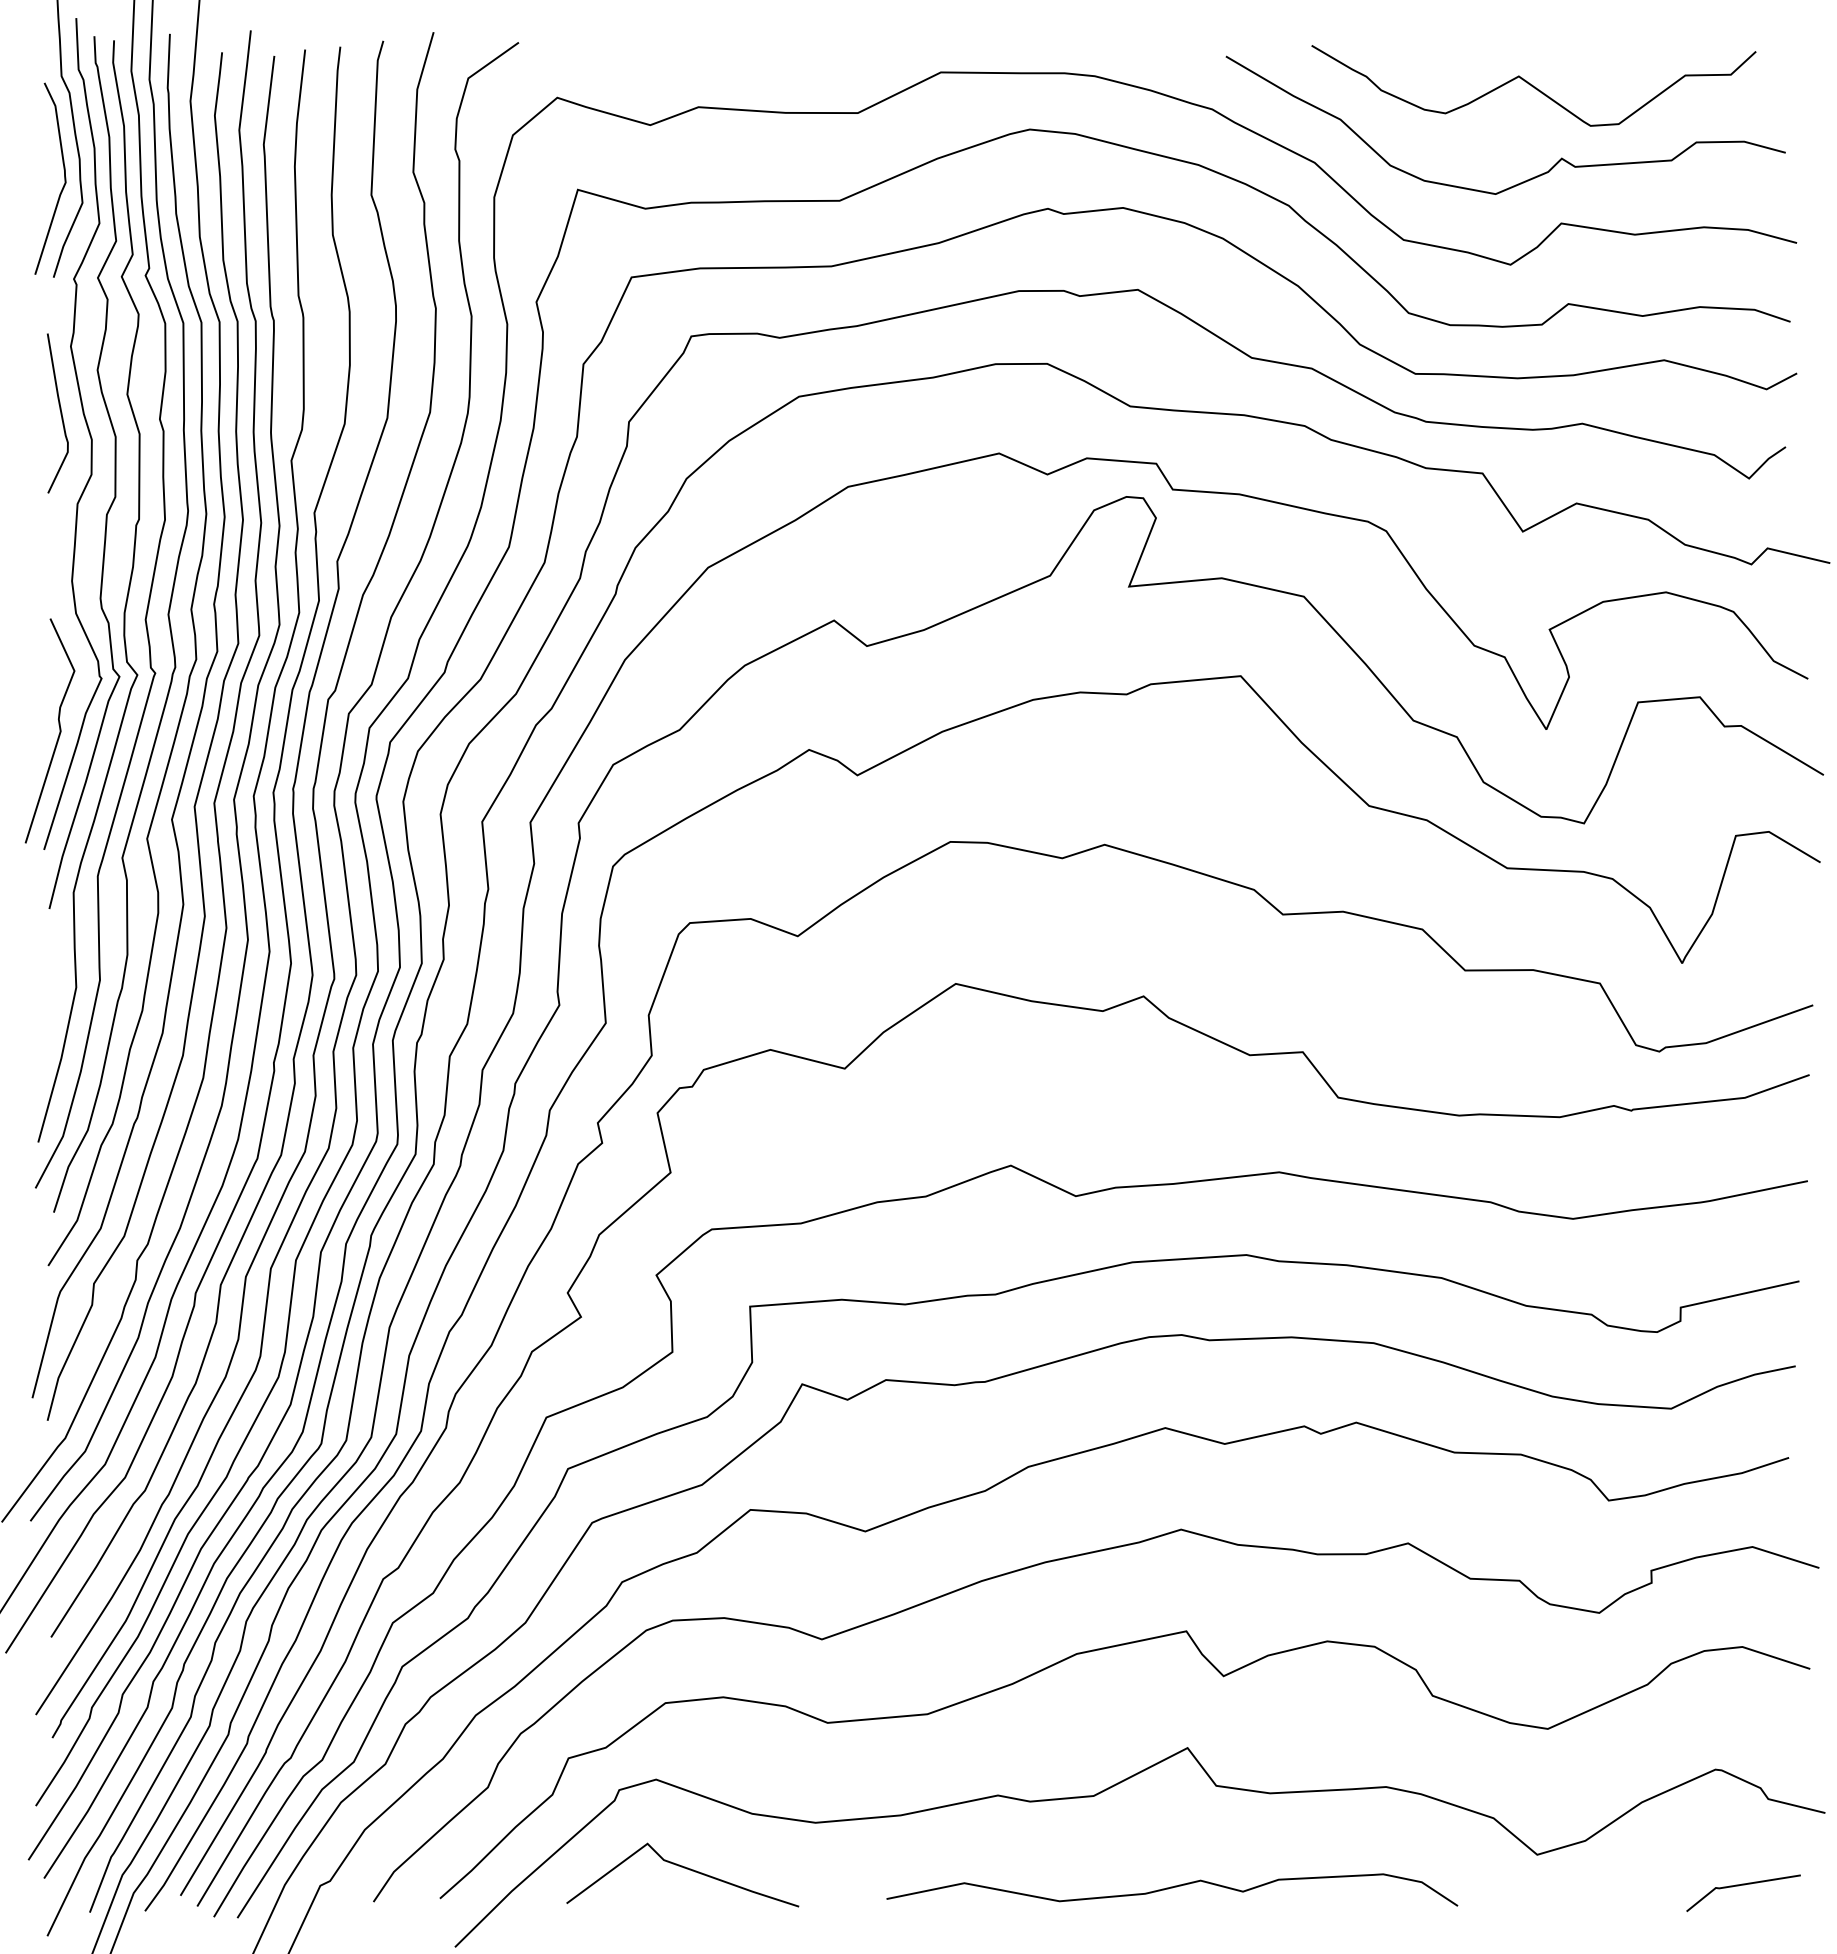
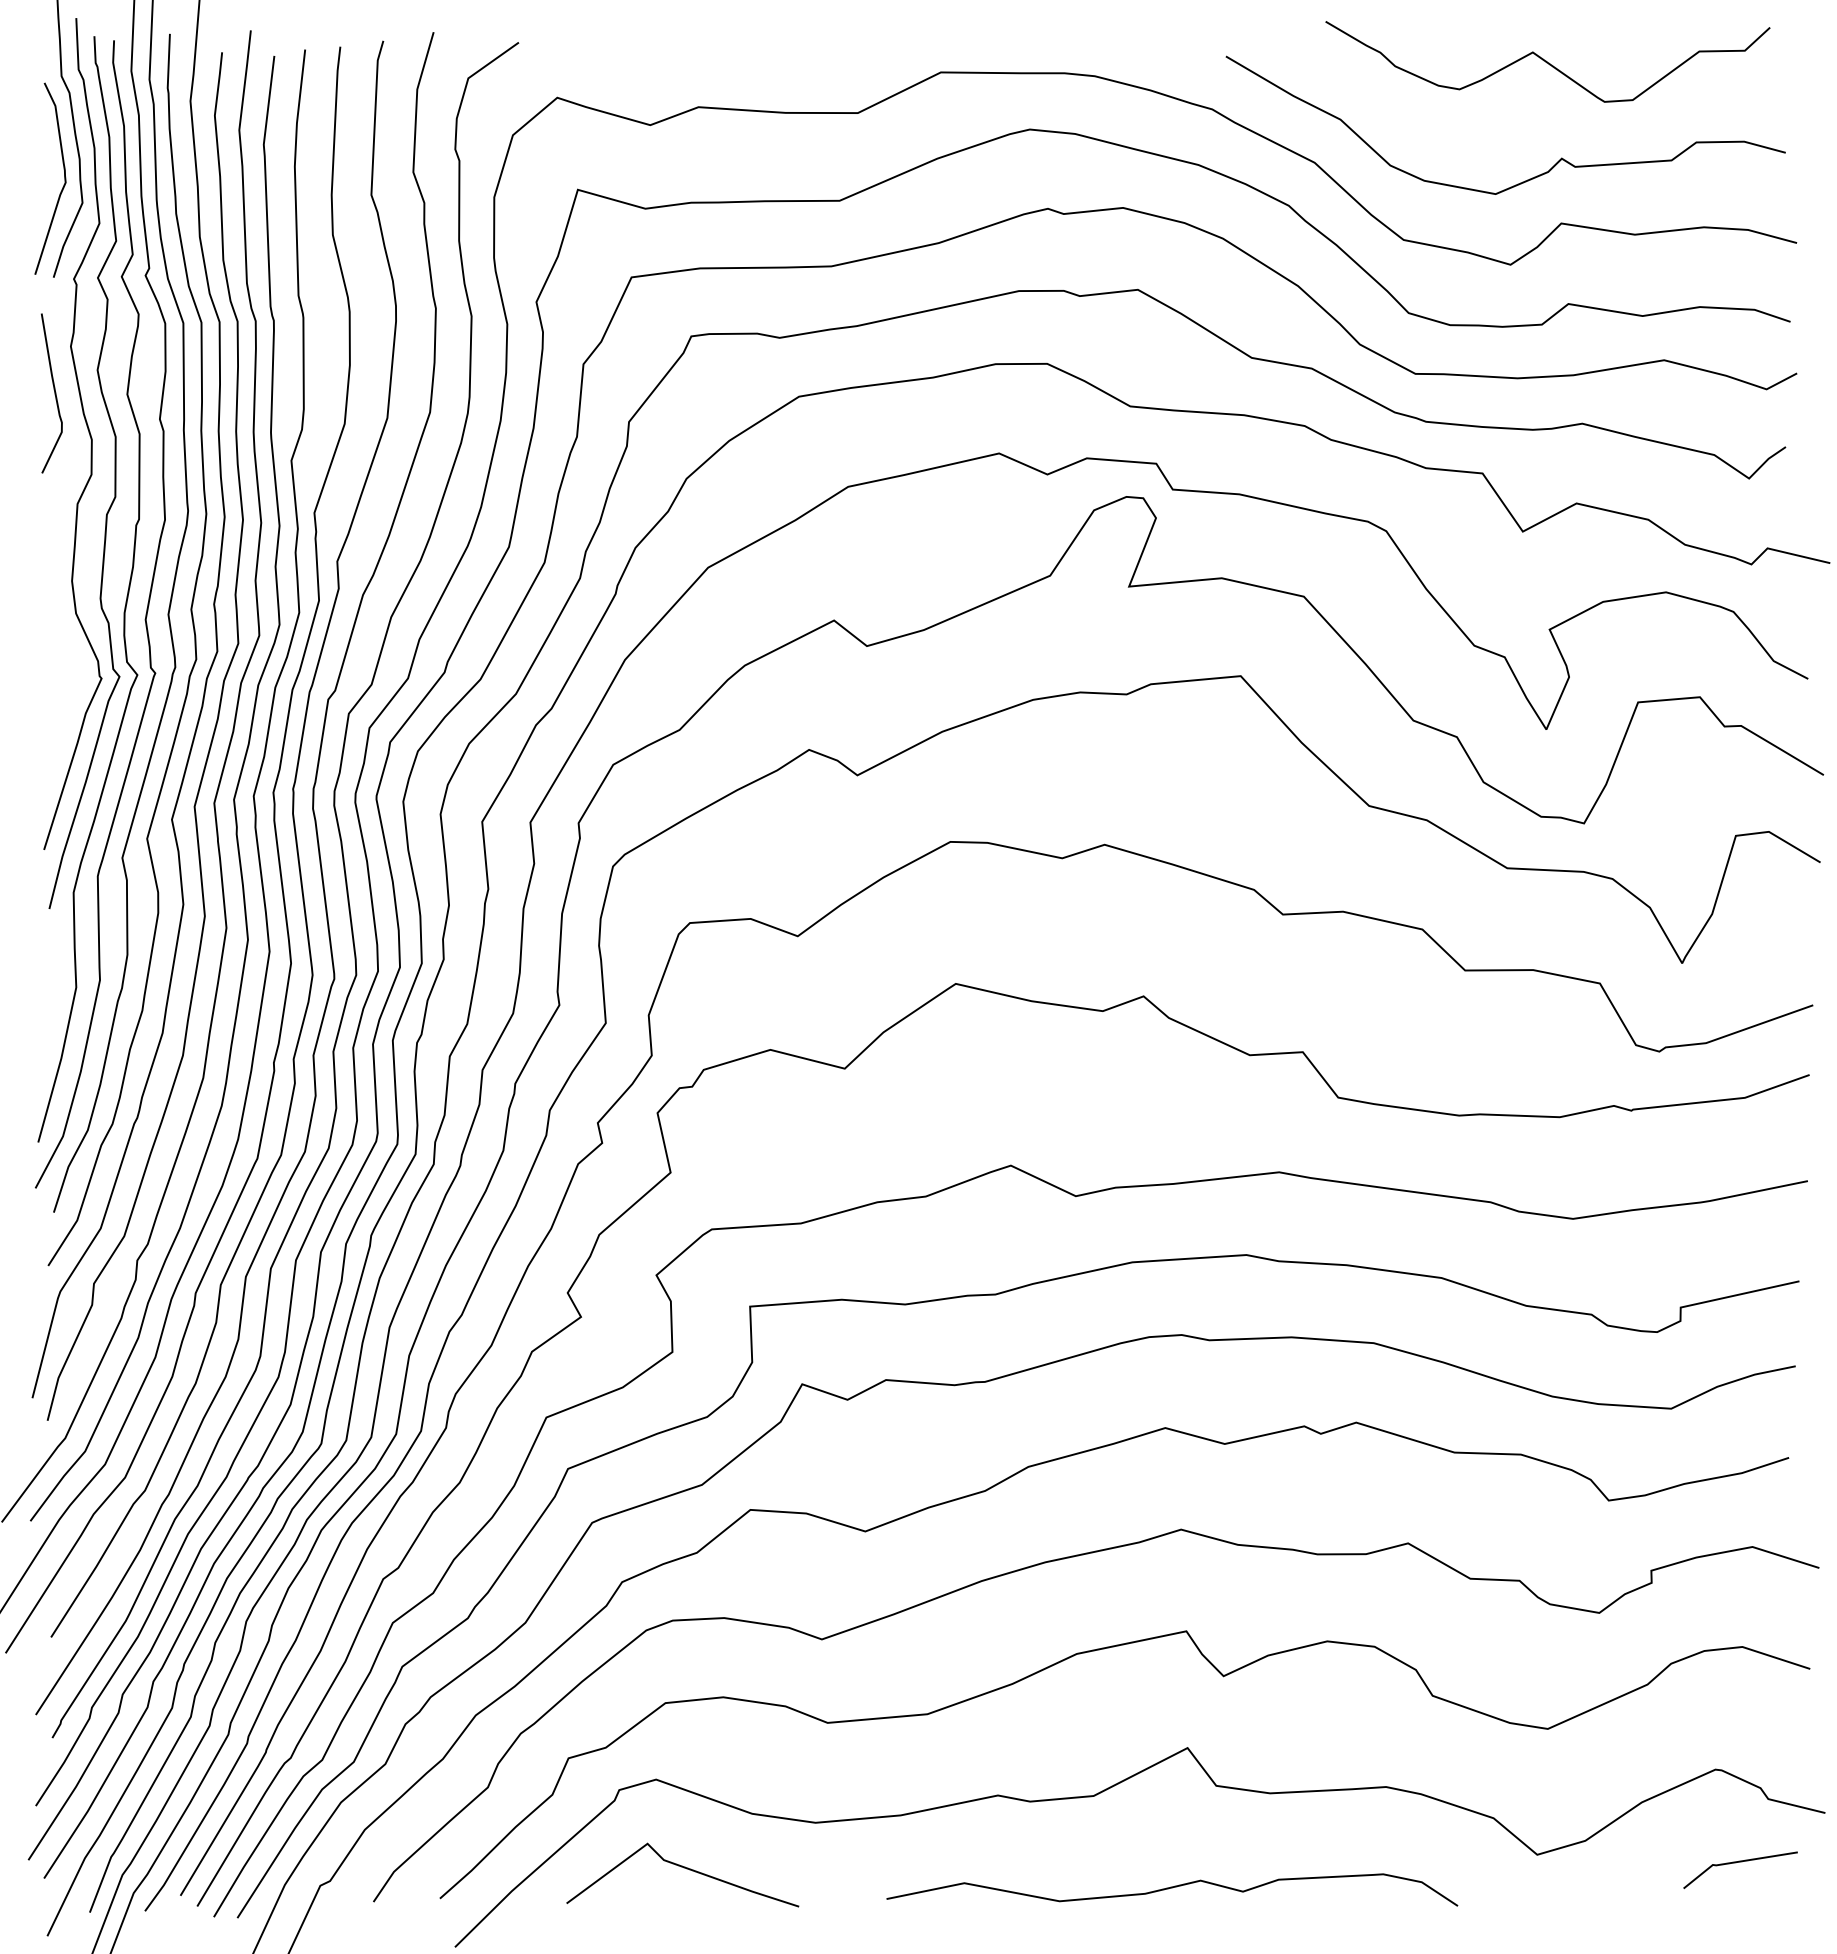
curve position: (1533, 85) -> (1547, 61) (1547, 61)
curve position: (60, 413) -> (54, 393) (54, 393)
curve: present -> none (58, 734)
line position: (1743, 1885) -> (1740, 1862) (1740, 1862)
